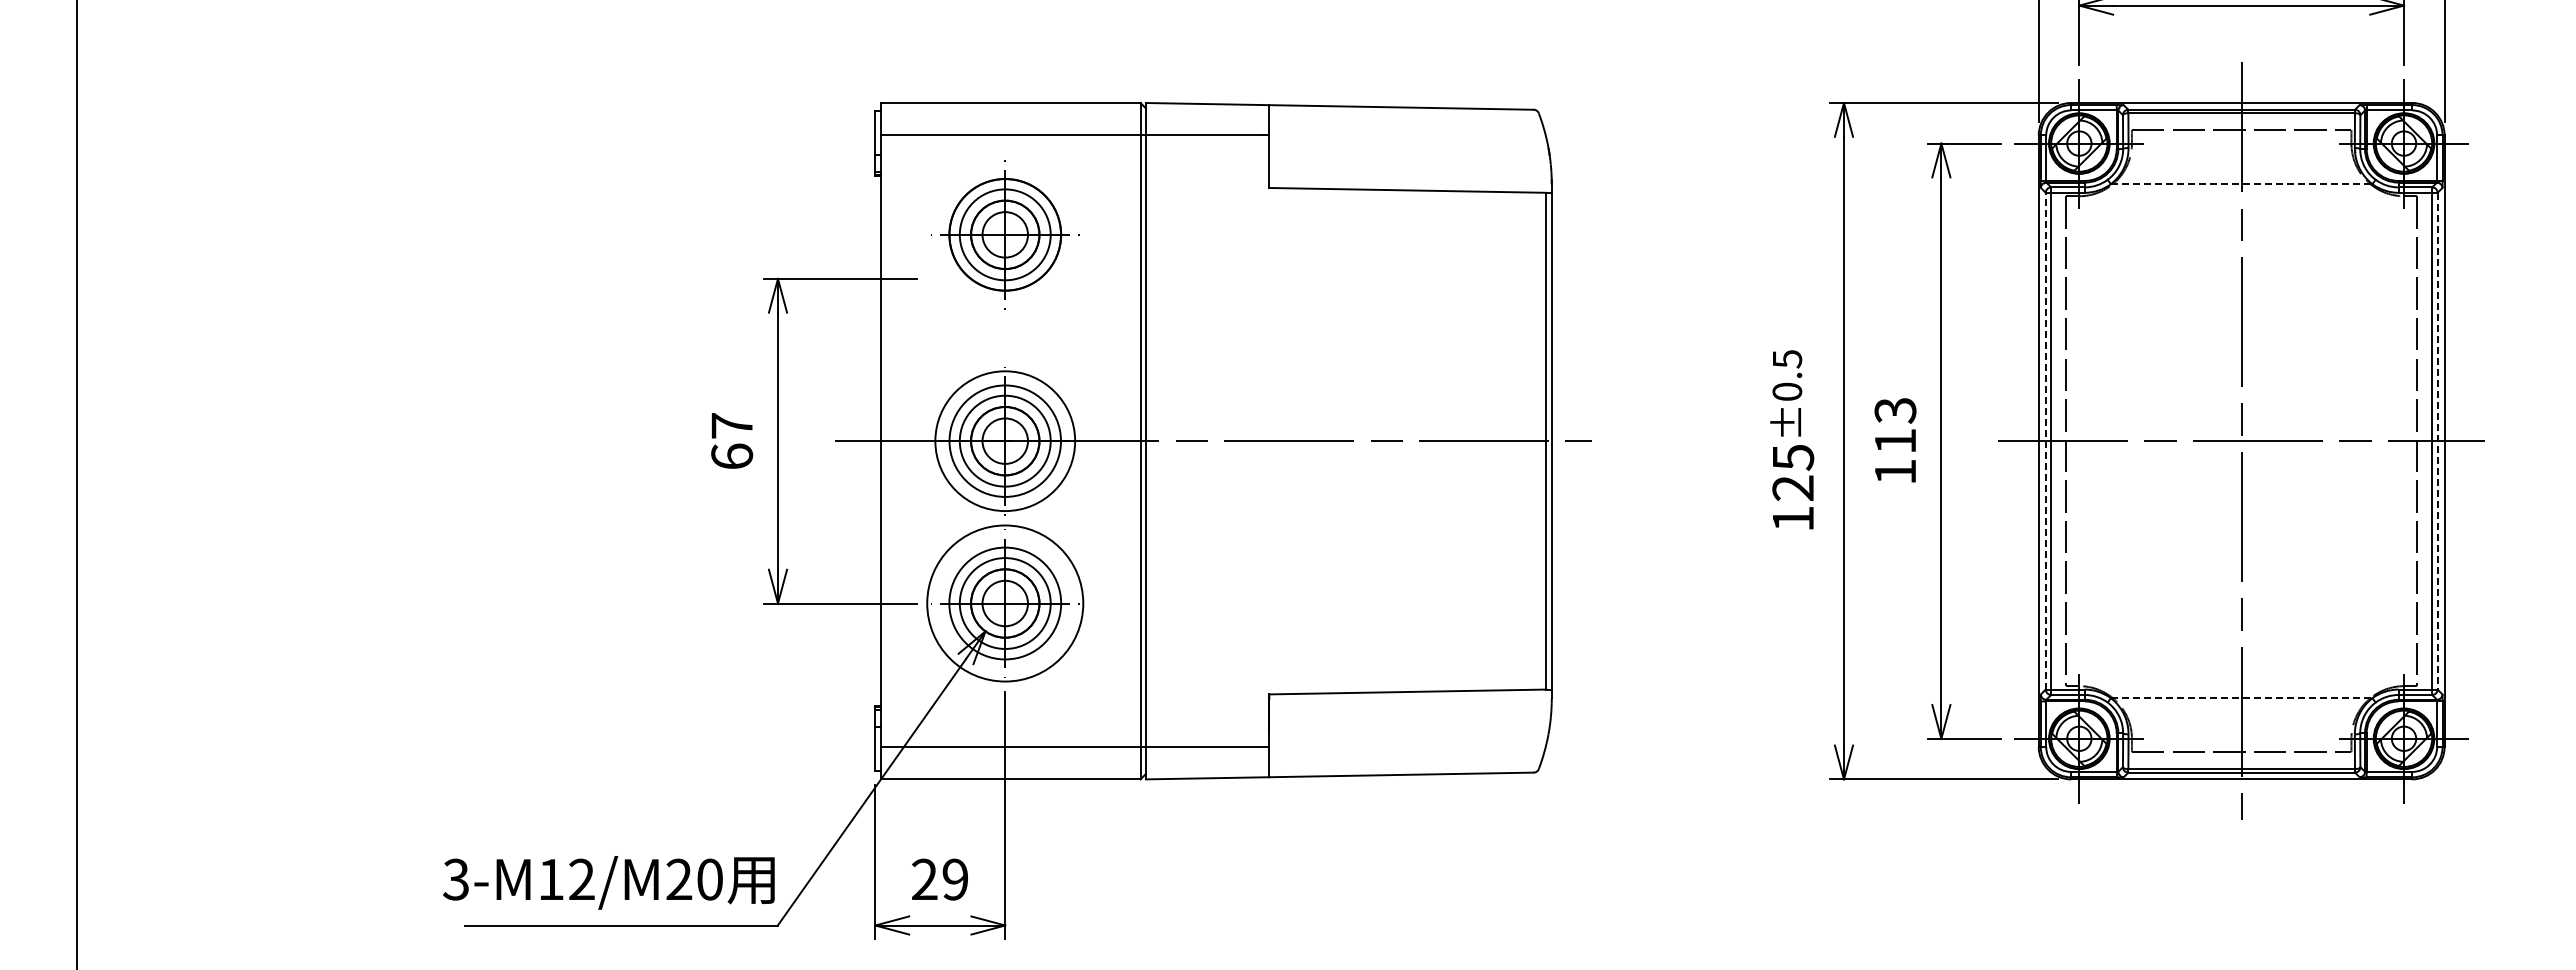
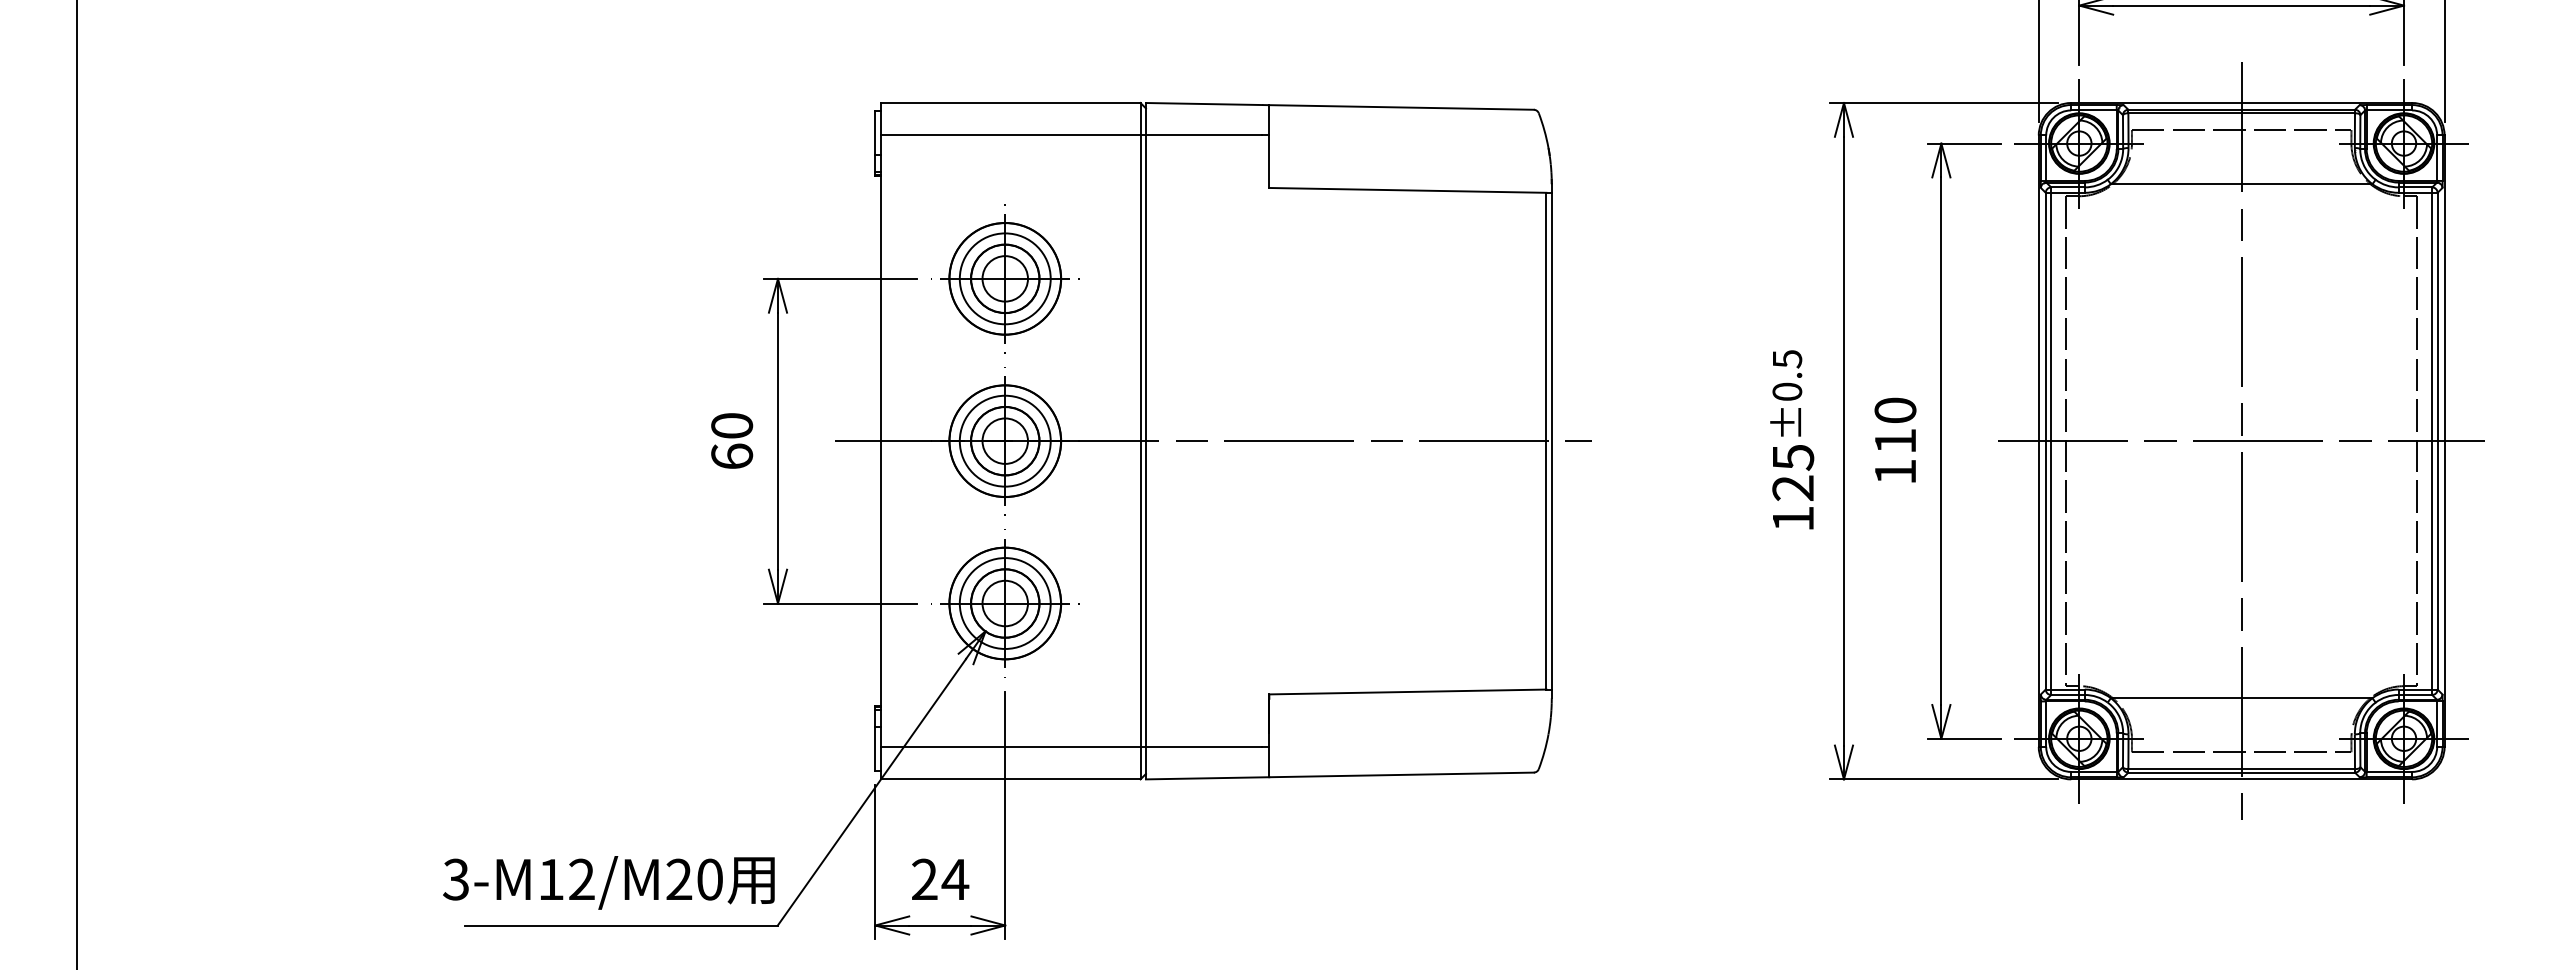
line: dashed -> solid (2241, 184)
part position: (1005, 234) -> (1005, 278) (1005, 278)
text: 113 -> 110 (1895, 410)
text: 67 -> 60 (732, 425)
line: dashed -> solid (2045, 440)
circle diameter: 140 px -> 112 px (1005, 441)
line: dashed -> solid (2437, 441)
circle diameter: 156 px -> 111 px (1005, 603)
line: dashed -> solid (2241, 698)
text: 29 -> 24 (955, 879)
